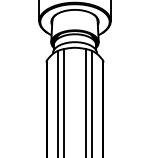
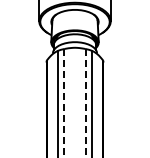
line: solid -> dashed (64, 103)
line: solid -> dashed (85, 103)
